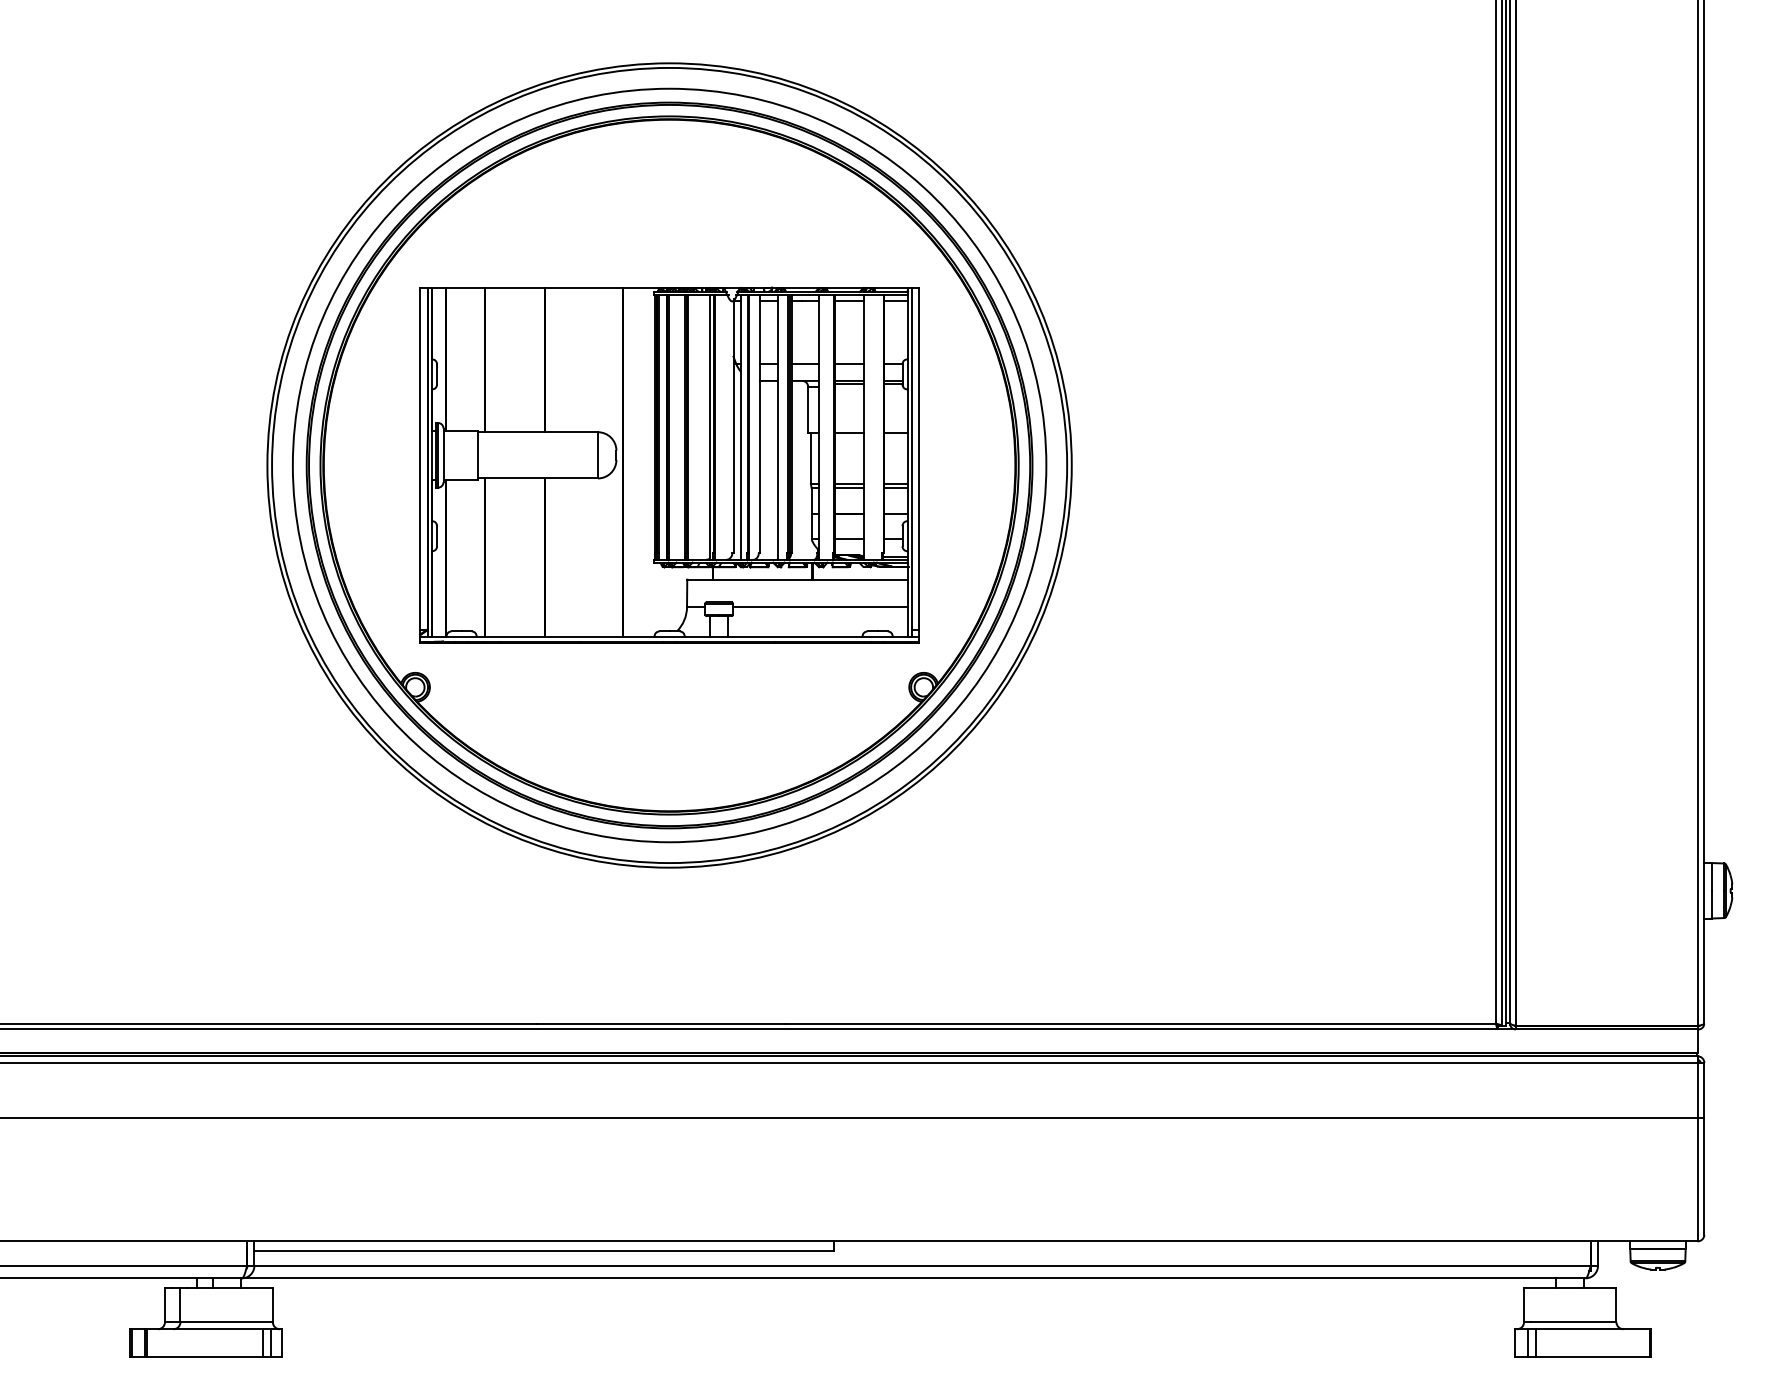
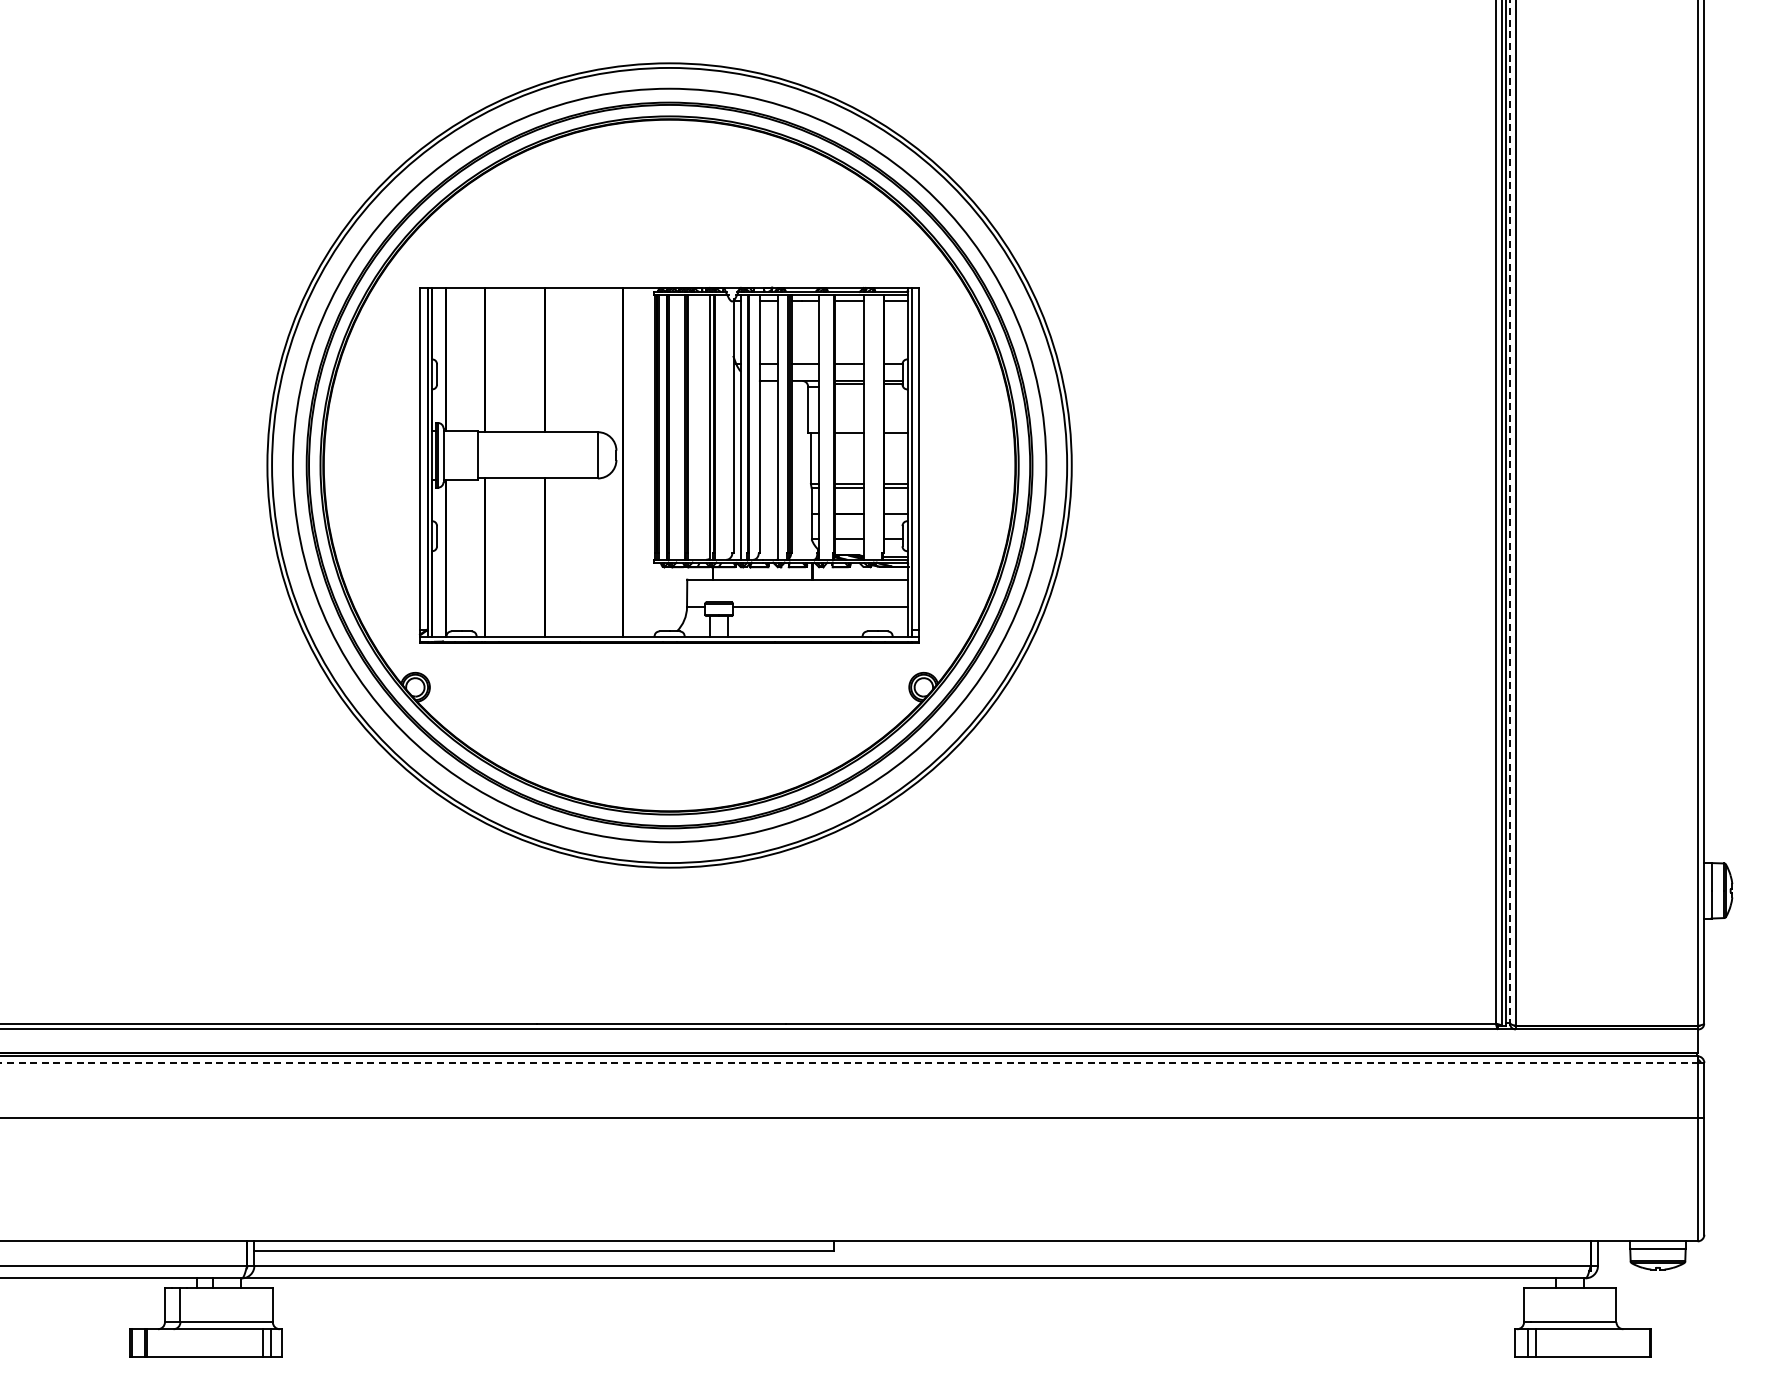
line: solid -> dashed (1510, 512)
line: solid -> dashed (849, 1062)
